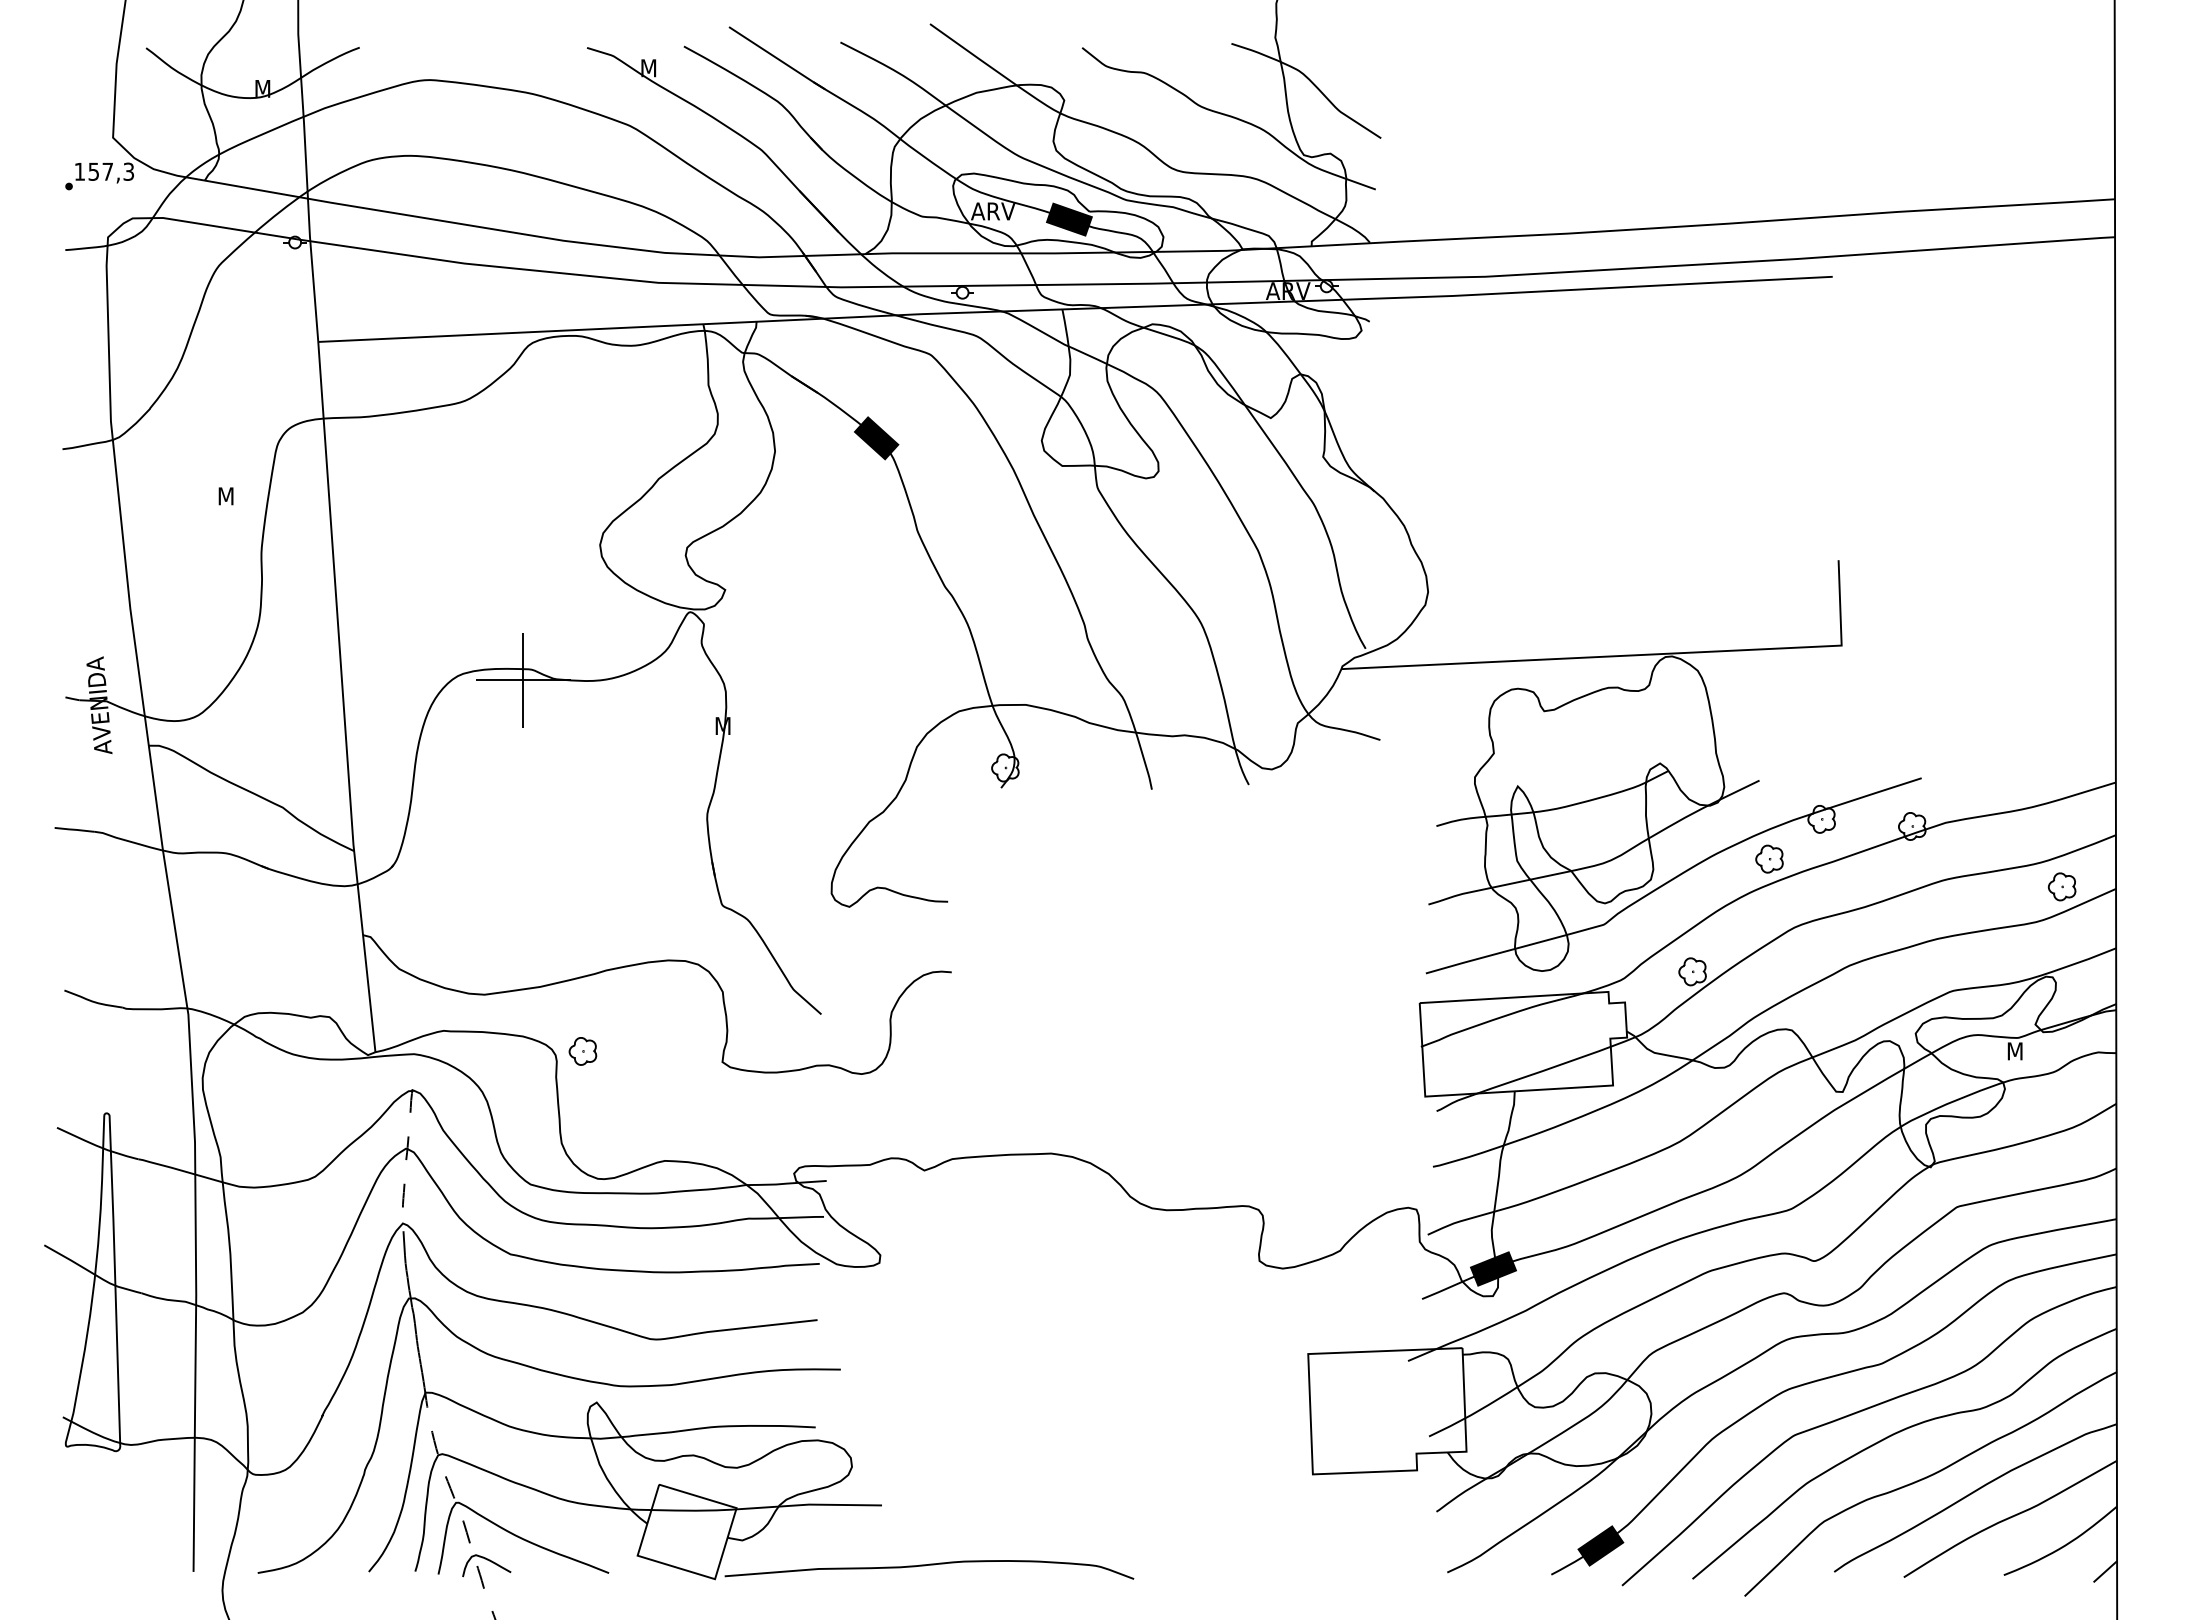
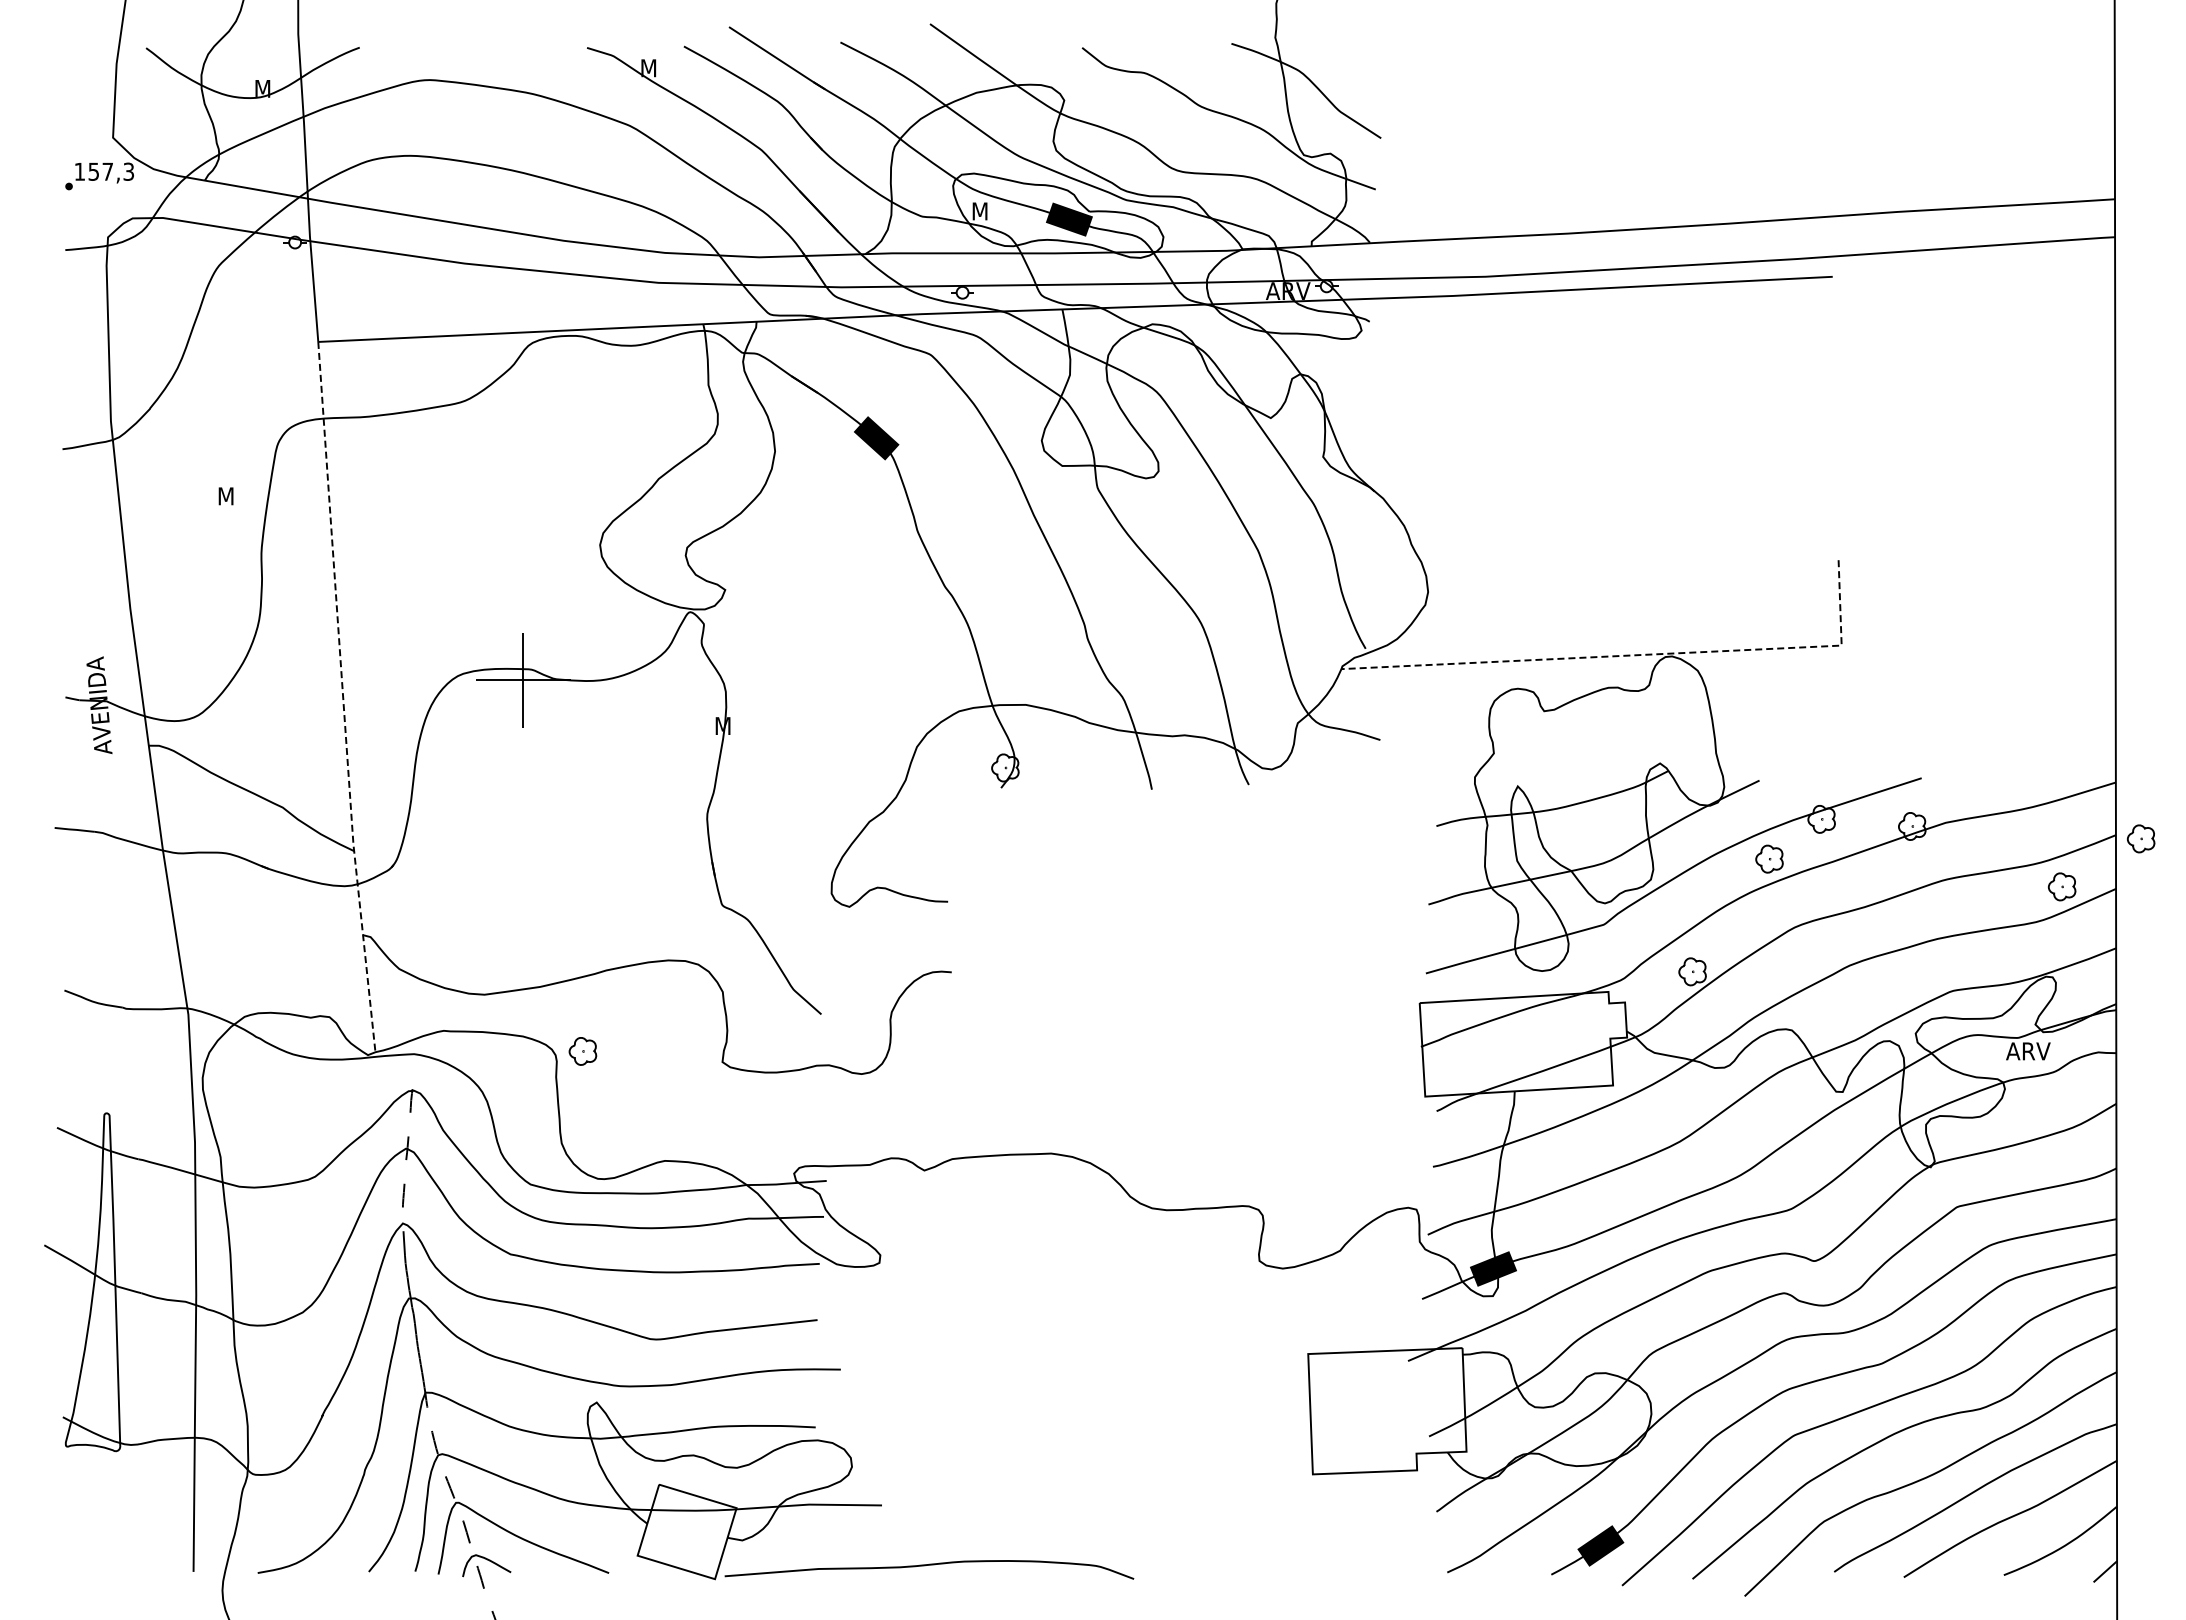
text: ARV -> M (993, 211)
line: solid -> dashed (1634, 655)
line: solid -> dashed (343, 698)
part: none -> present (2140, 838)
text: M -> ARV (2028, 1051)
